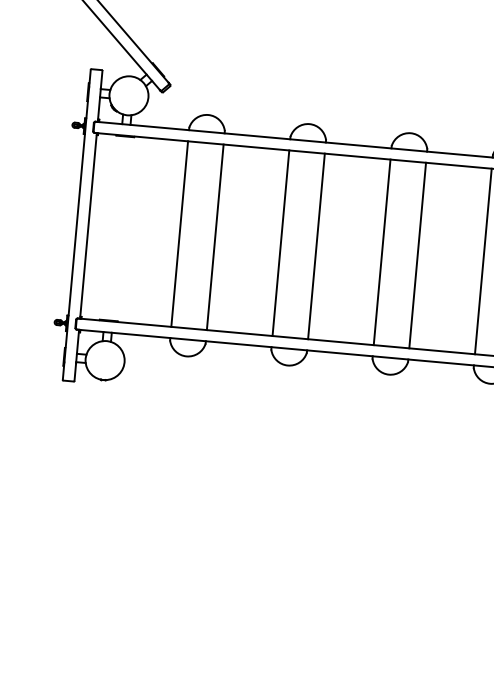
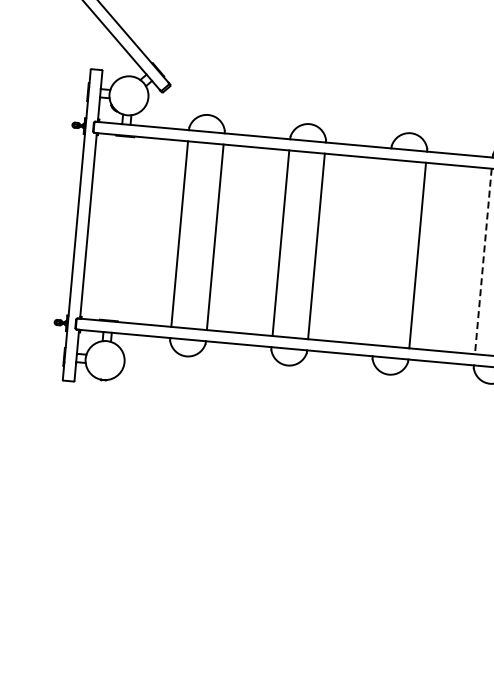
line: present -> none (381, 252)
line: solid -> dashed (483, 261)
